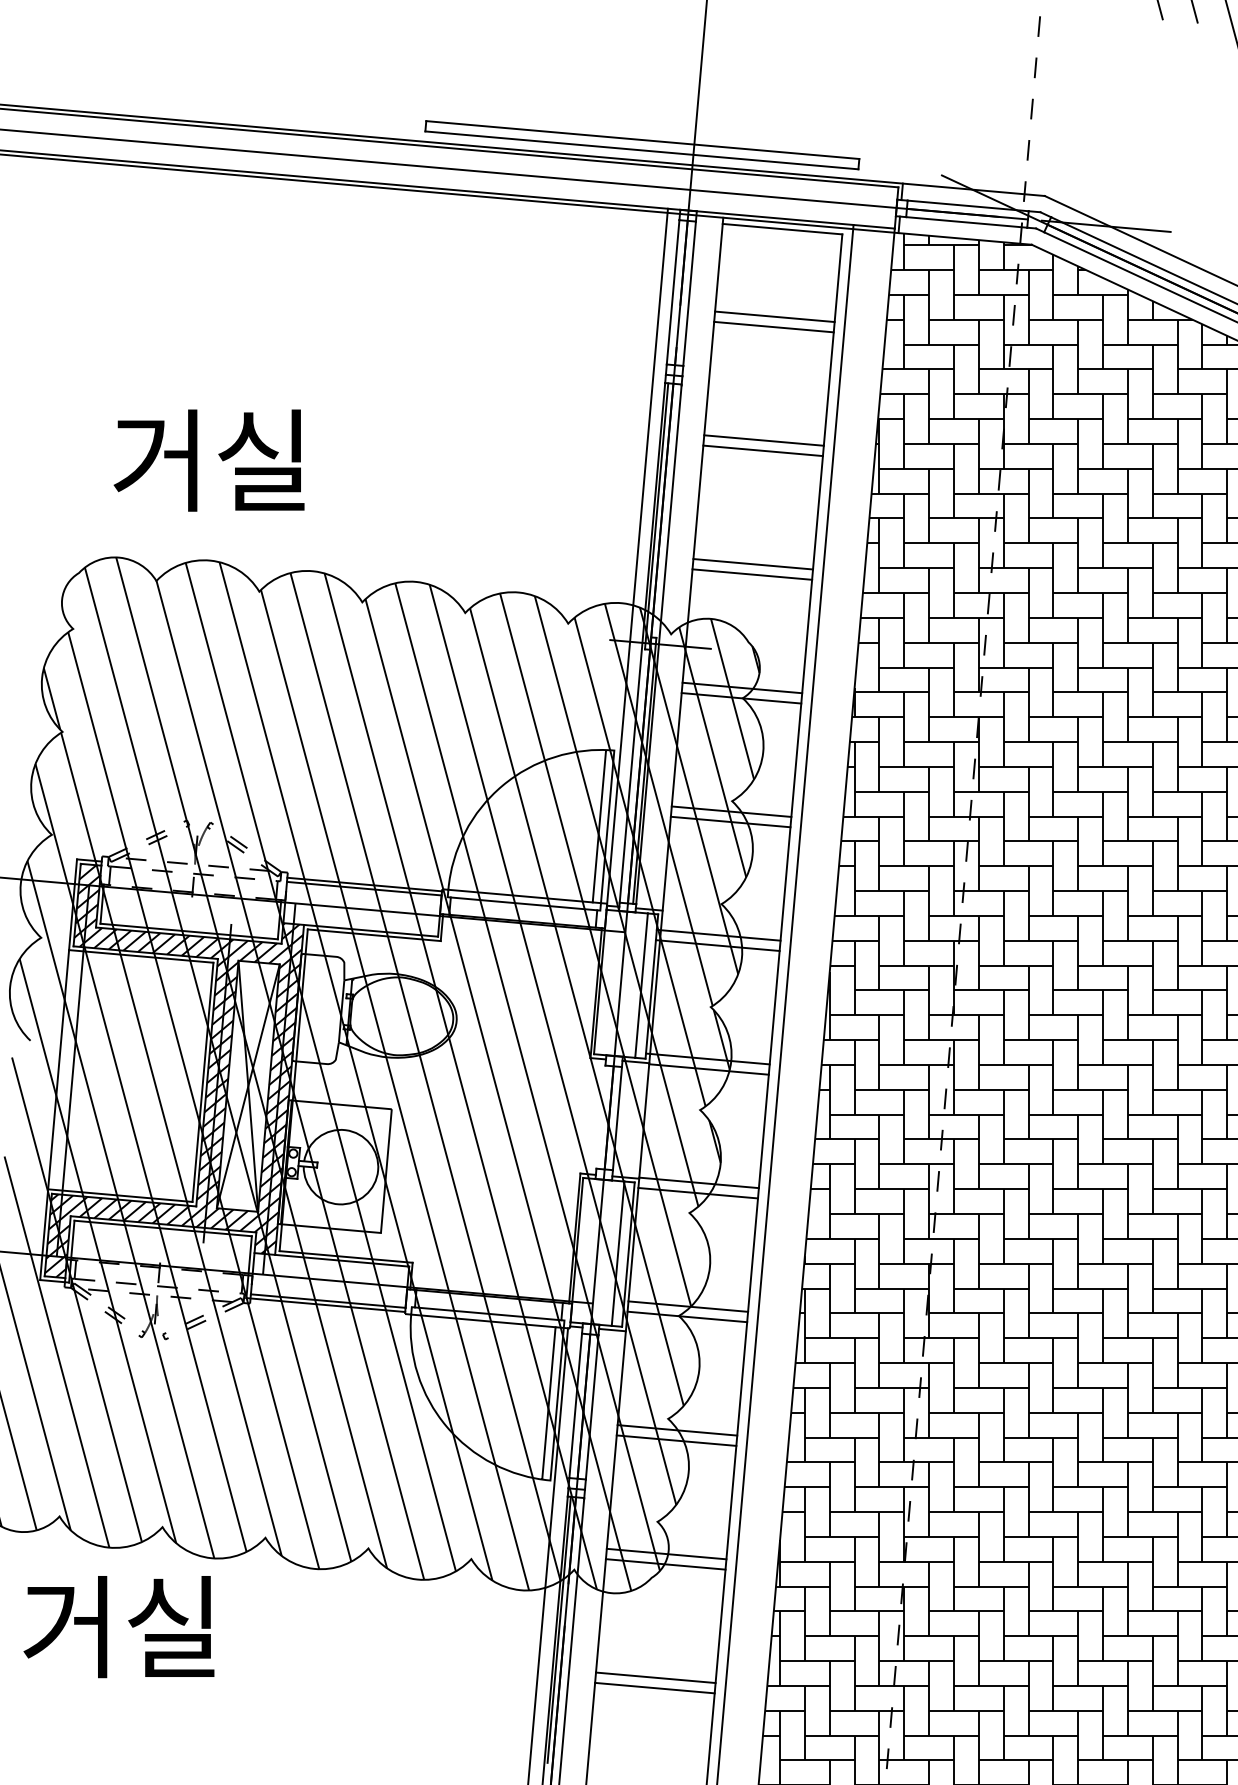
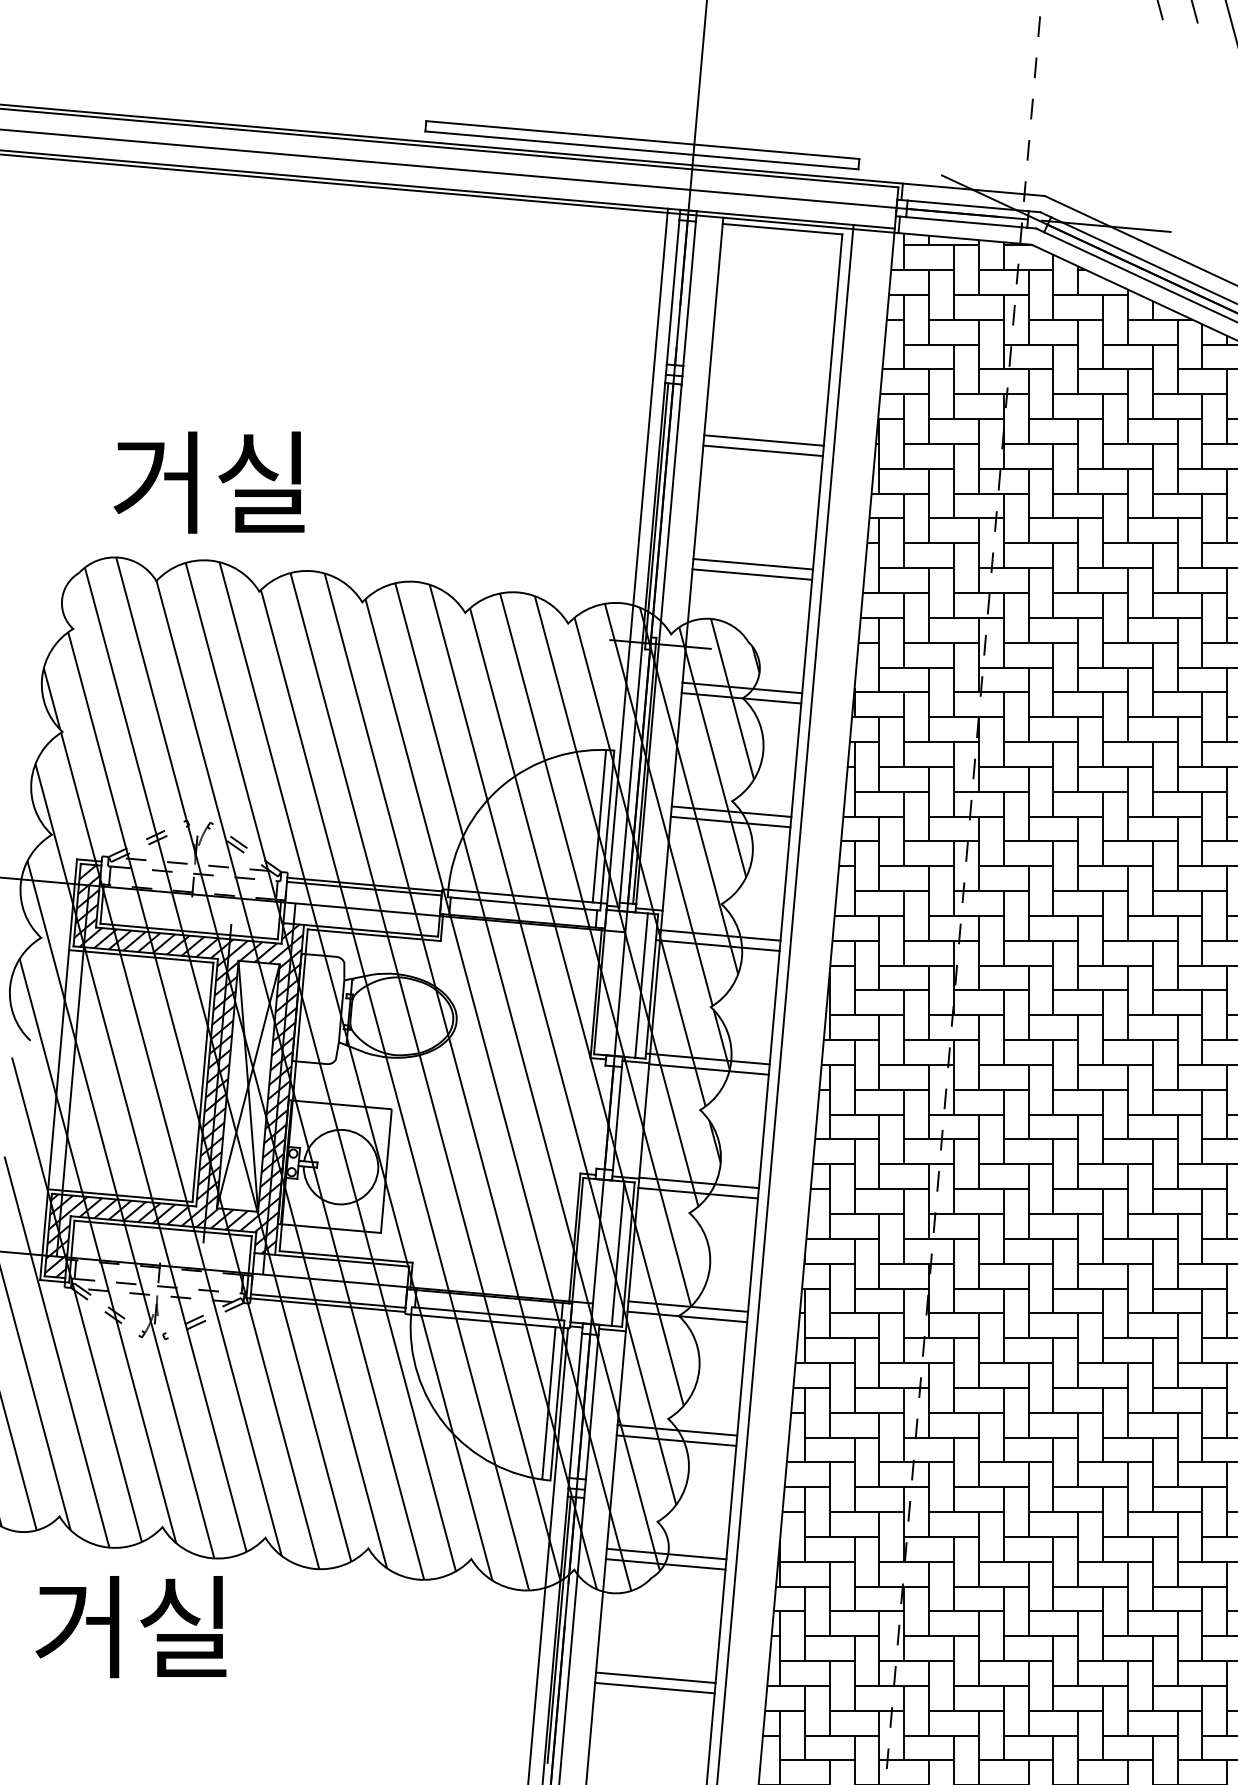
line: present -> none (774, 316)
line: present -> none (773, 326)
text position: (208, 460) -> (208, 482) (208, 482)
text position: (118, 1627) -> (130, 1627) (130, 1627)
